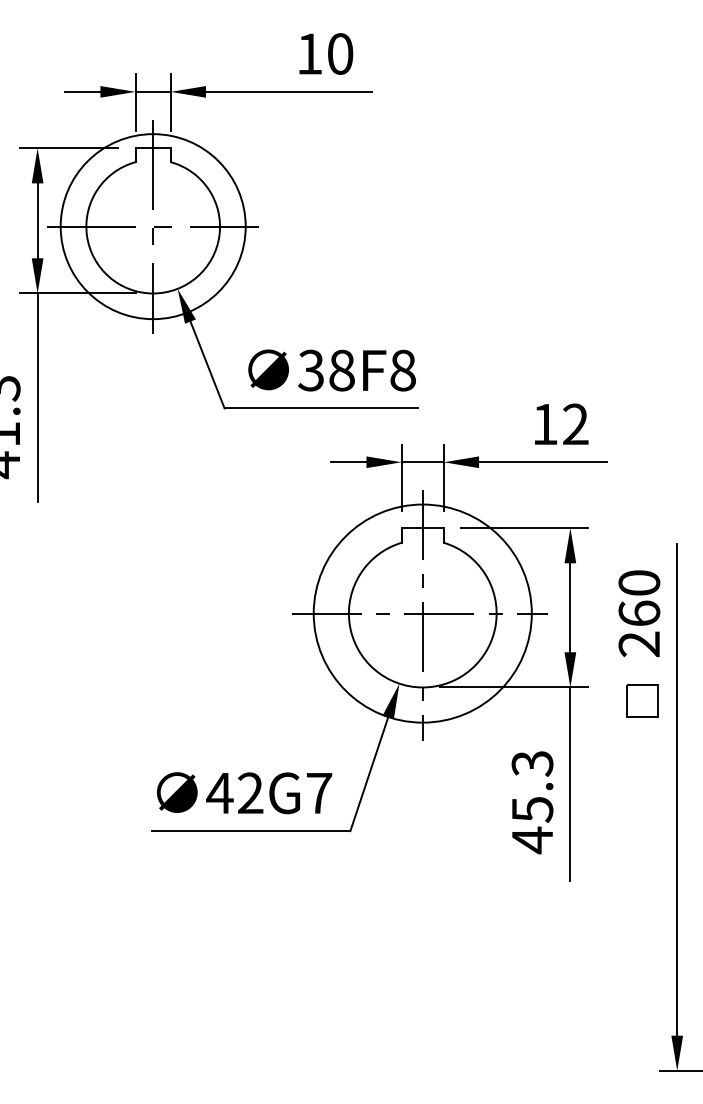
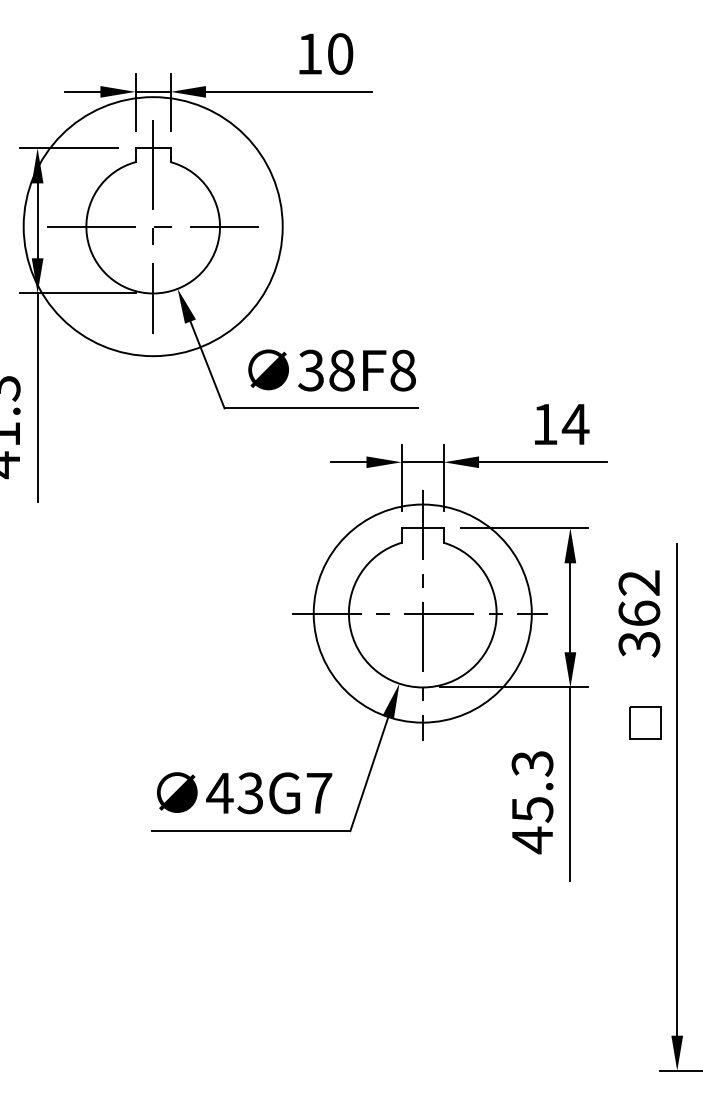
circle diameter: 185 px -> 259 px (152, 226)
text: 12 -> 14 (575, 423)
text: 260 -> 362 (639, 613)
part position: (642, 700) -> (645, 722) (645, 722)
text: 42G7 -> 43G7 (250, 793)
